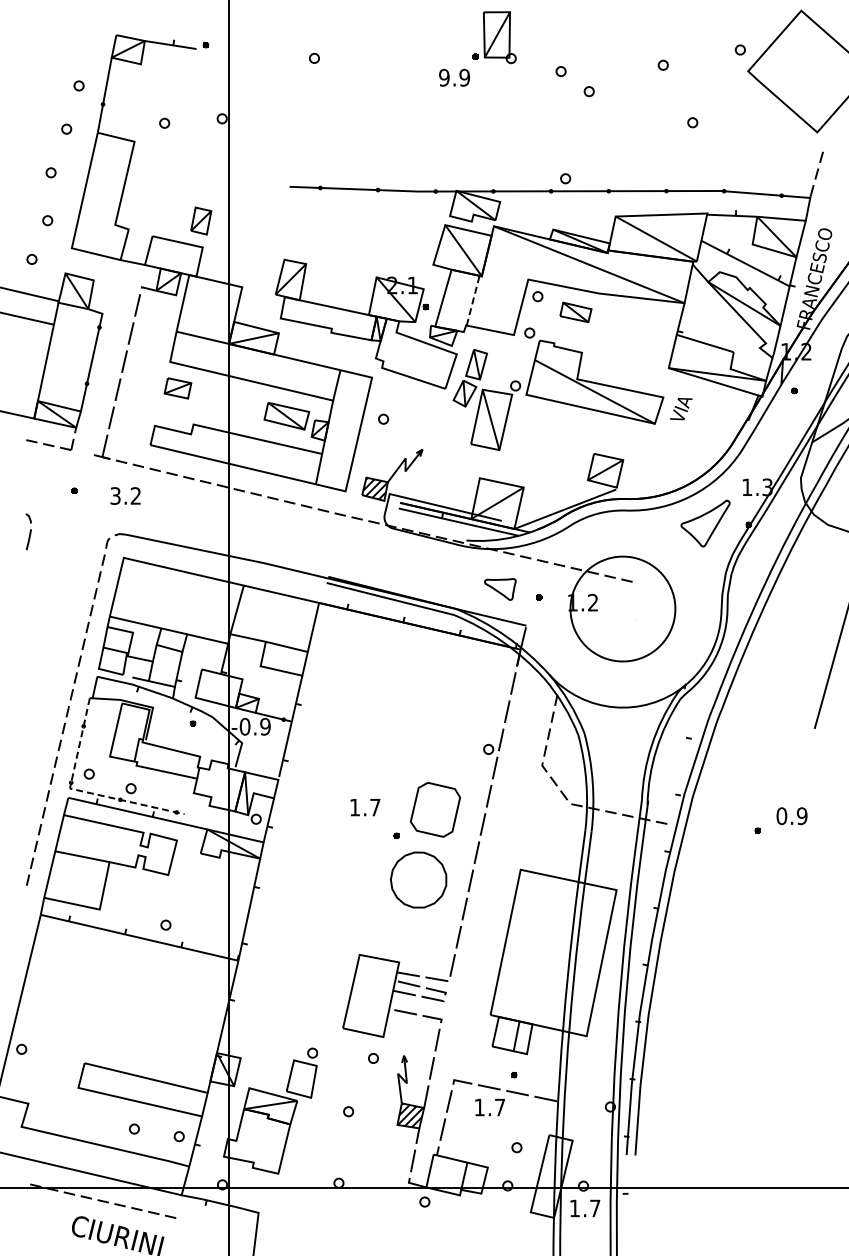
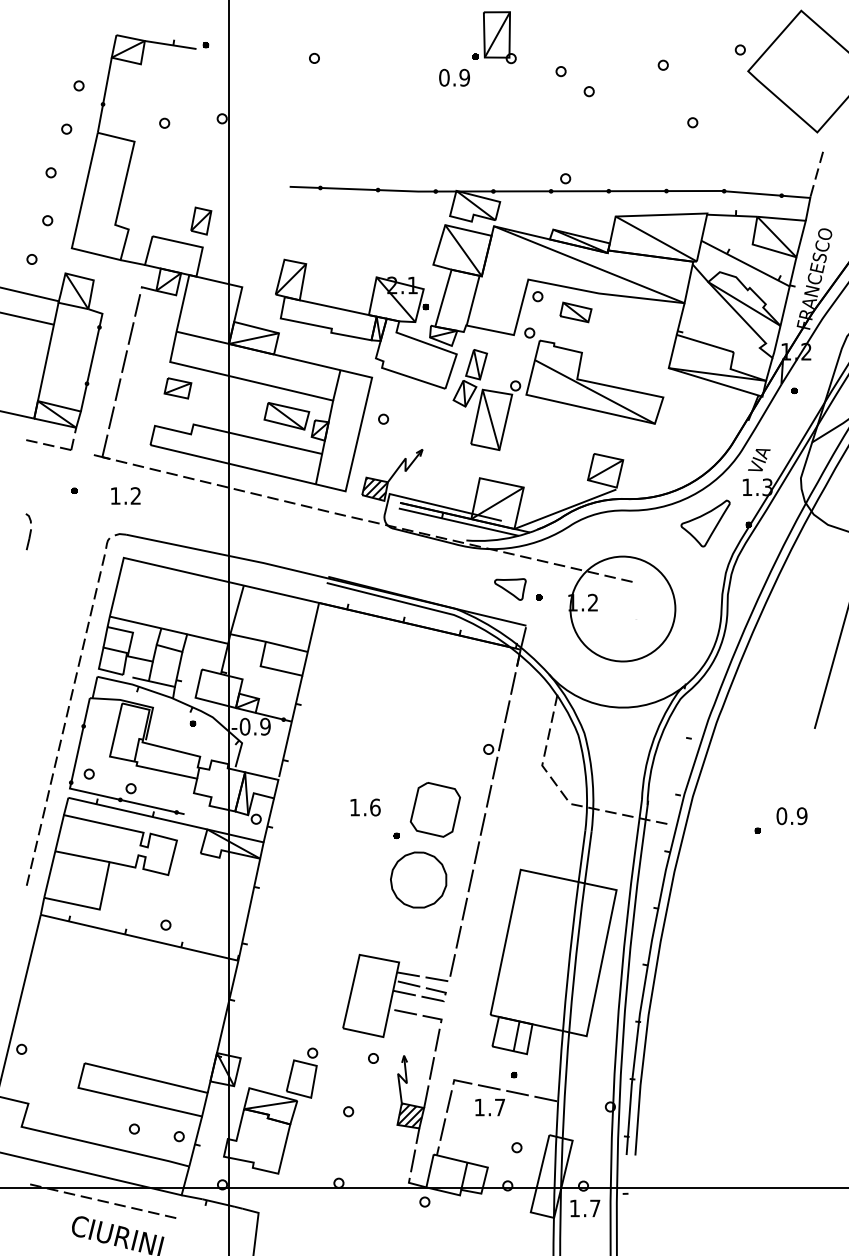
text: 9.9 -> 0.9 (444, 77)
line: dashed -> solid (473, 300)
text position: (681, 409) -> (759, 460) (759, 460)
text: 3.2 -> 1.2 (115, 495)
part position: (500, 589) -> (510, 589) (510, 589)
line: dashed -> solid (81, 791)
text: 1.7 -> 1.6 (375, 807)
